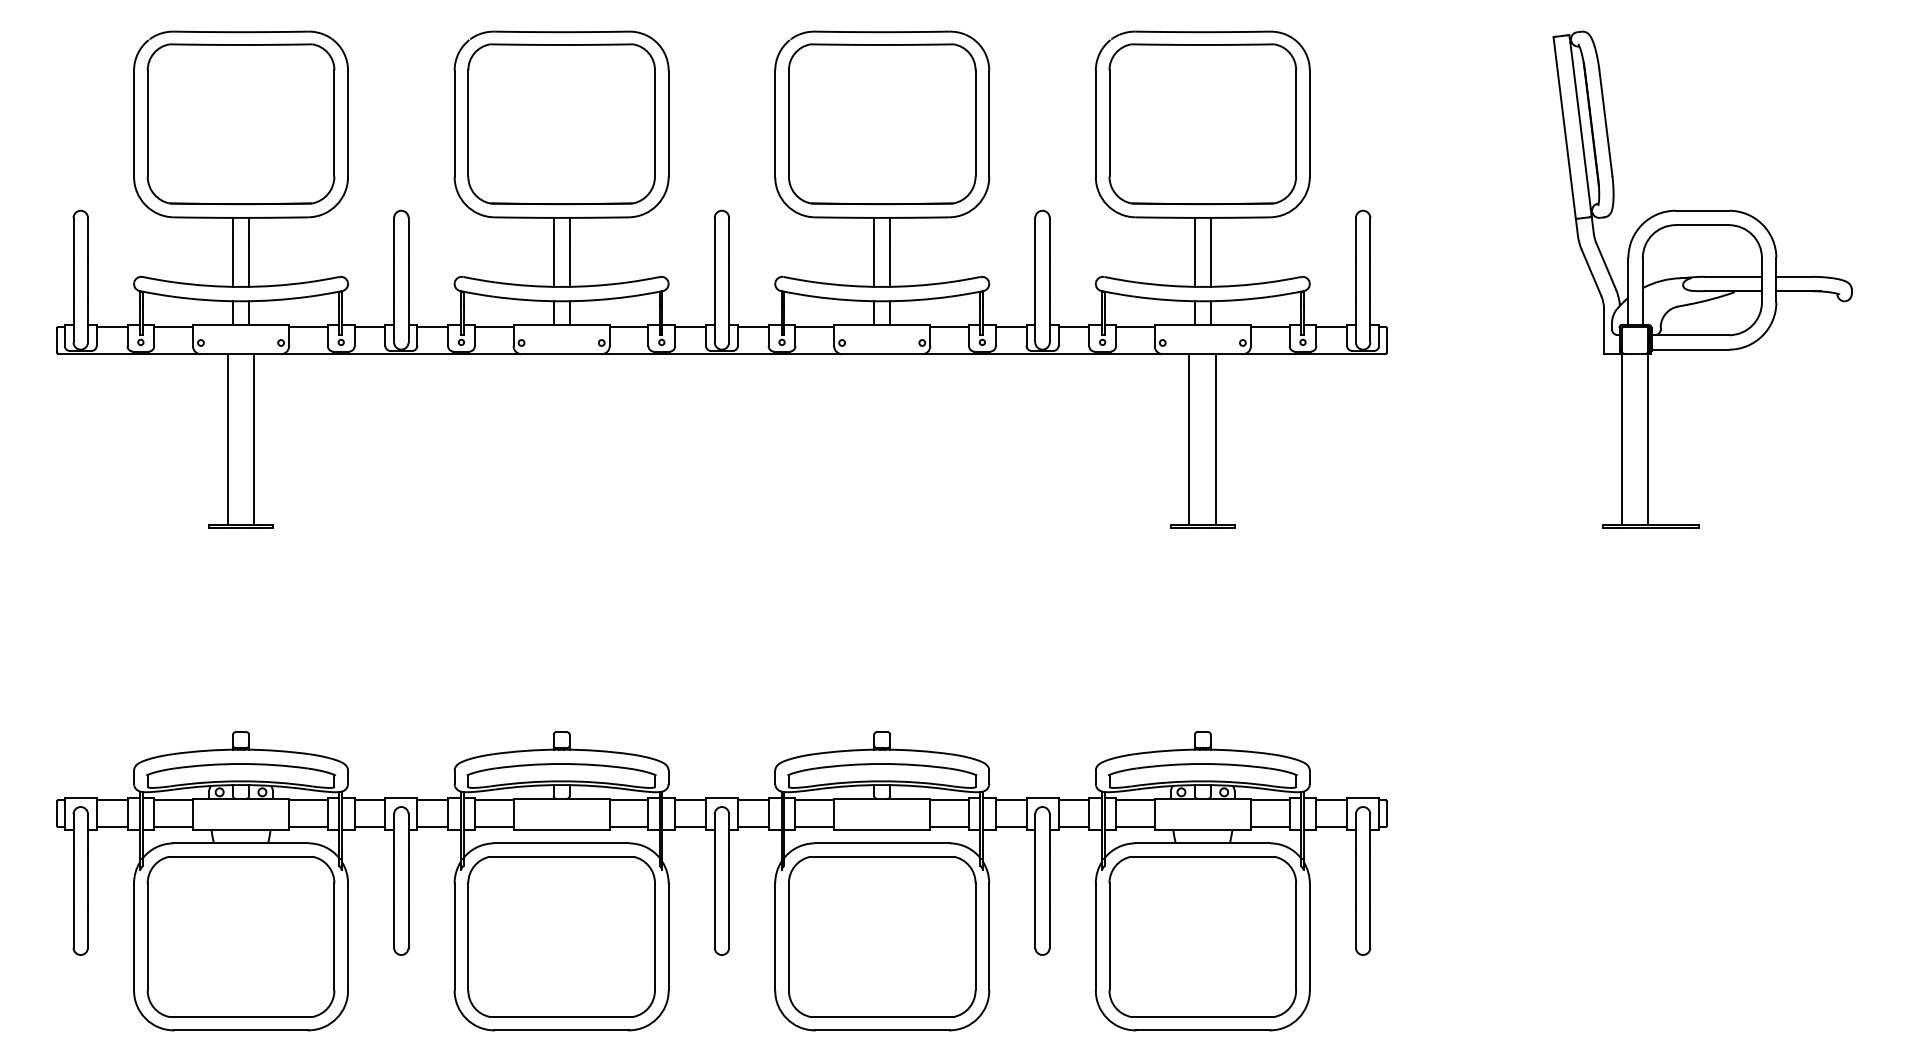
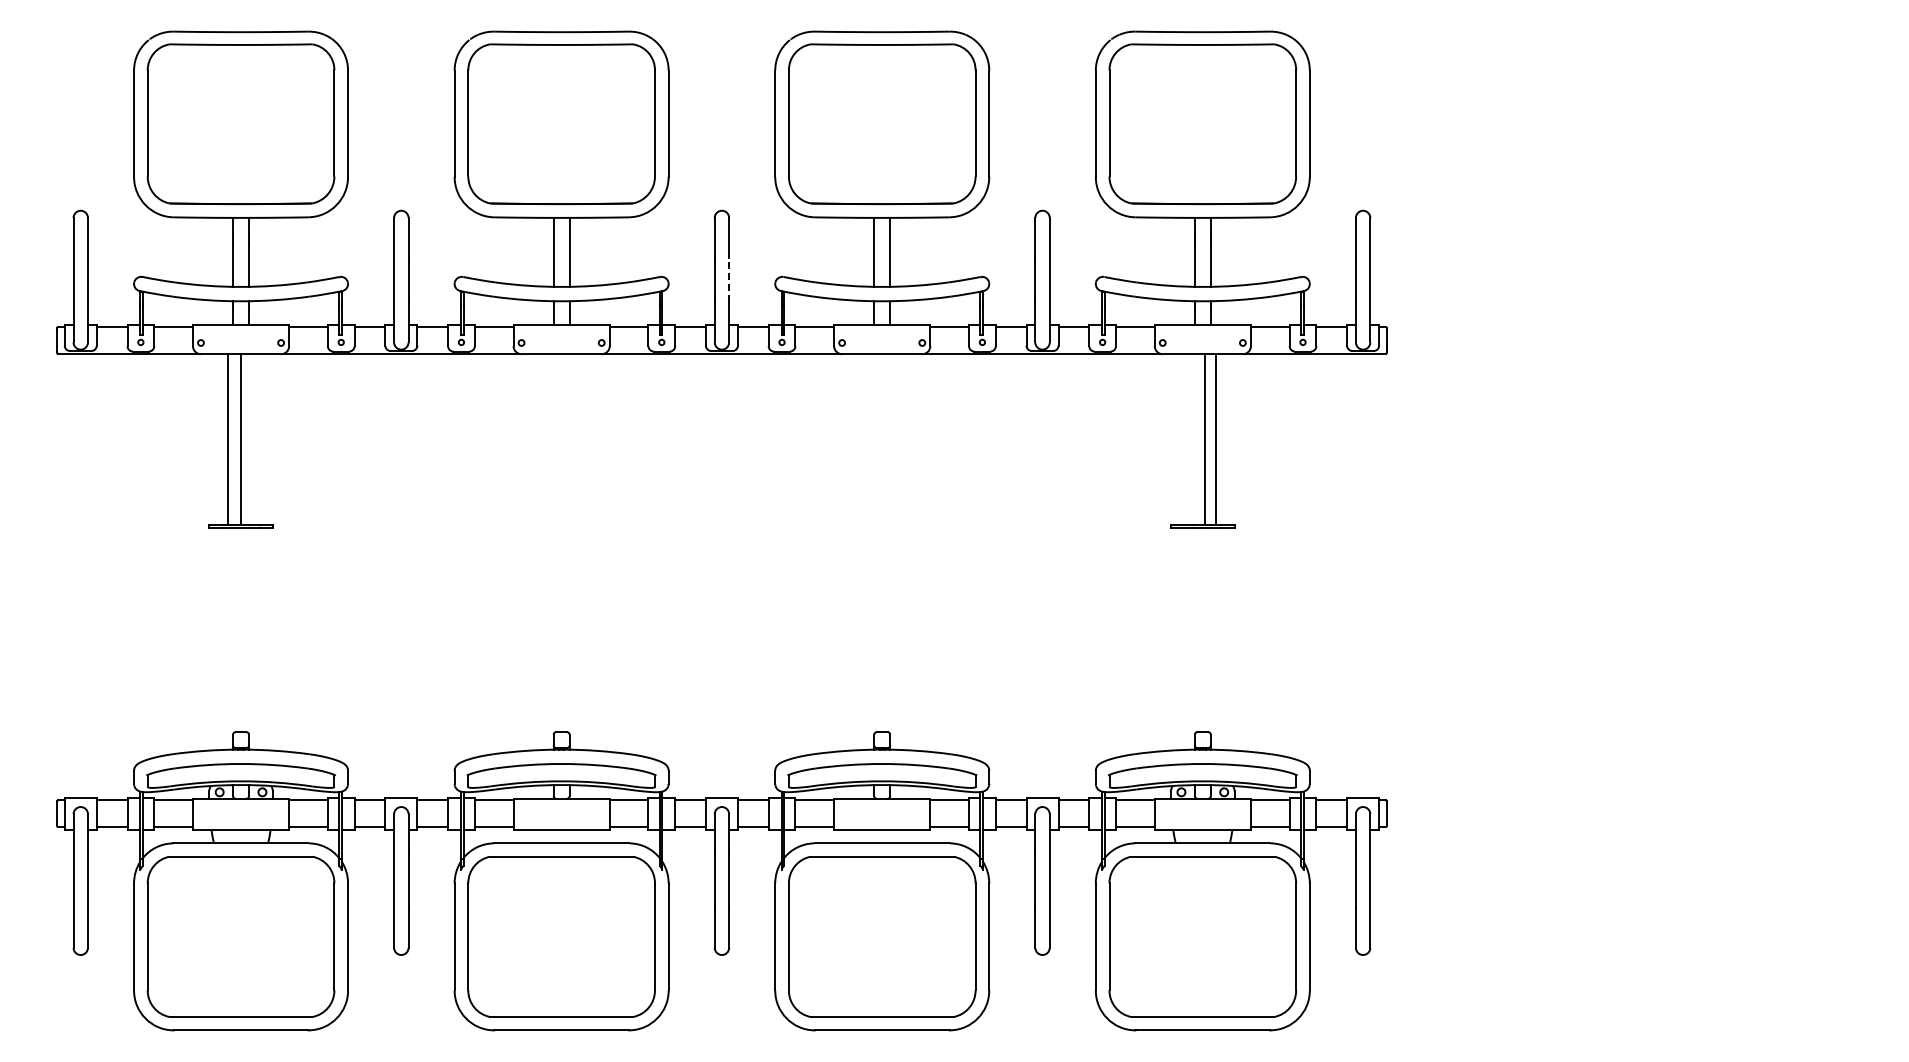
line: solid -> dashed (729, 279)
part: present -> none (1702, 279)
line position: (254, 439) -> (241, 439) (241, 439)
line position: (1189, 439) -> (1205, 439) (1205, 439)
